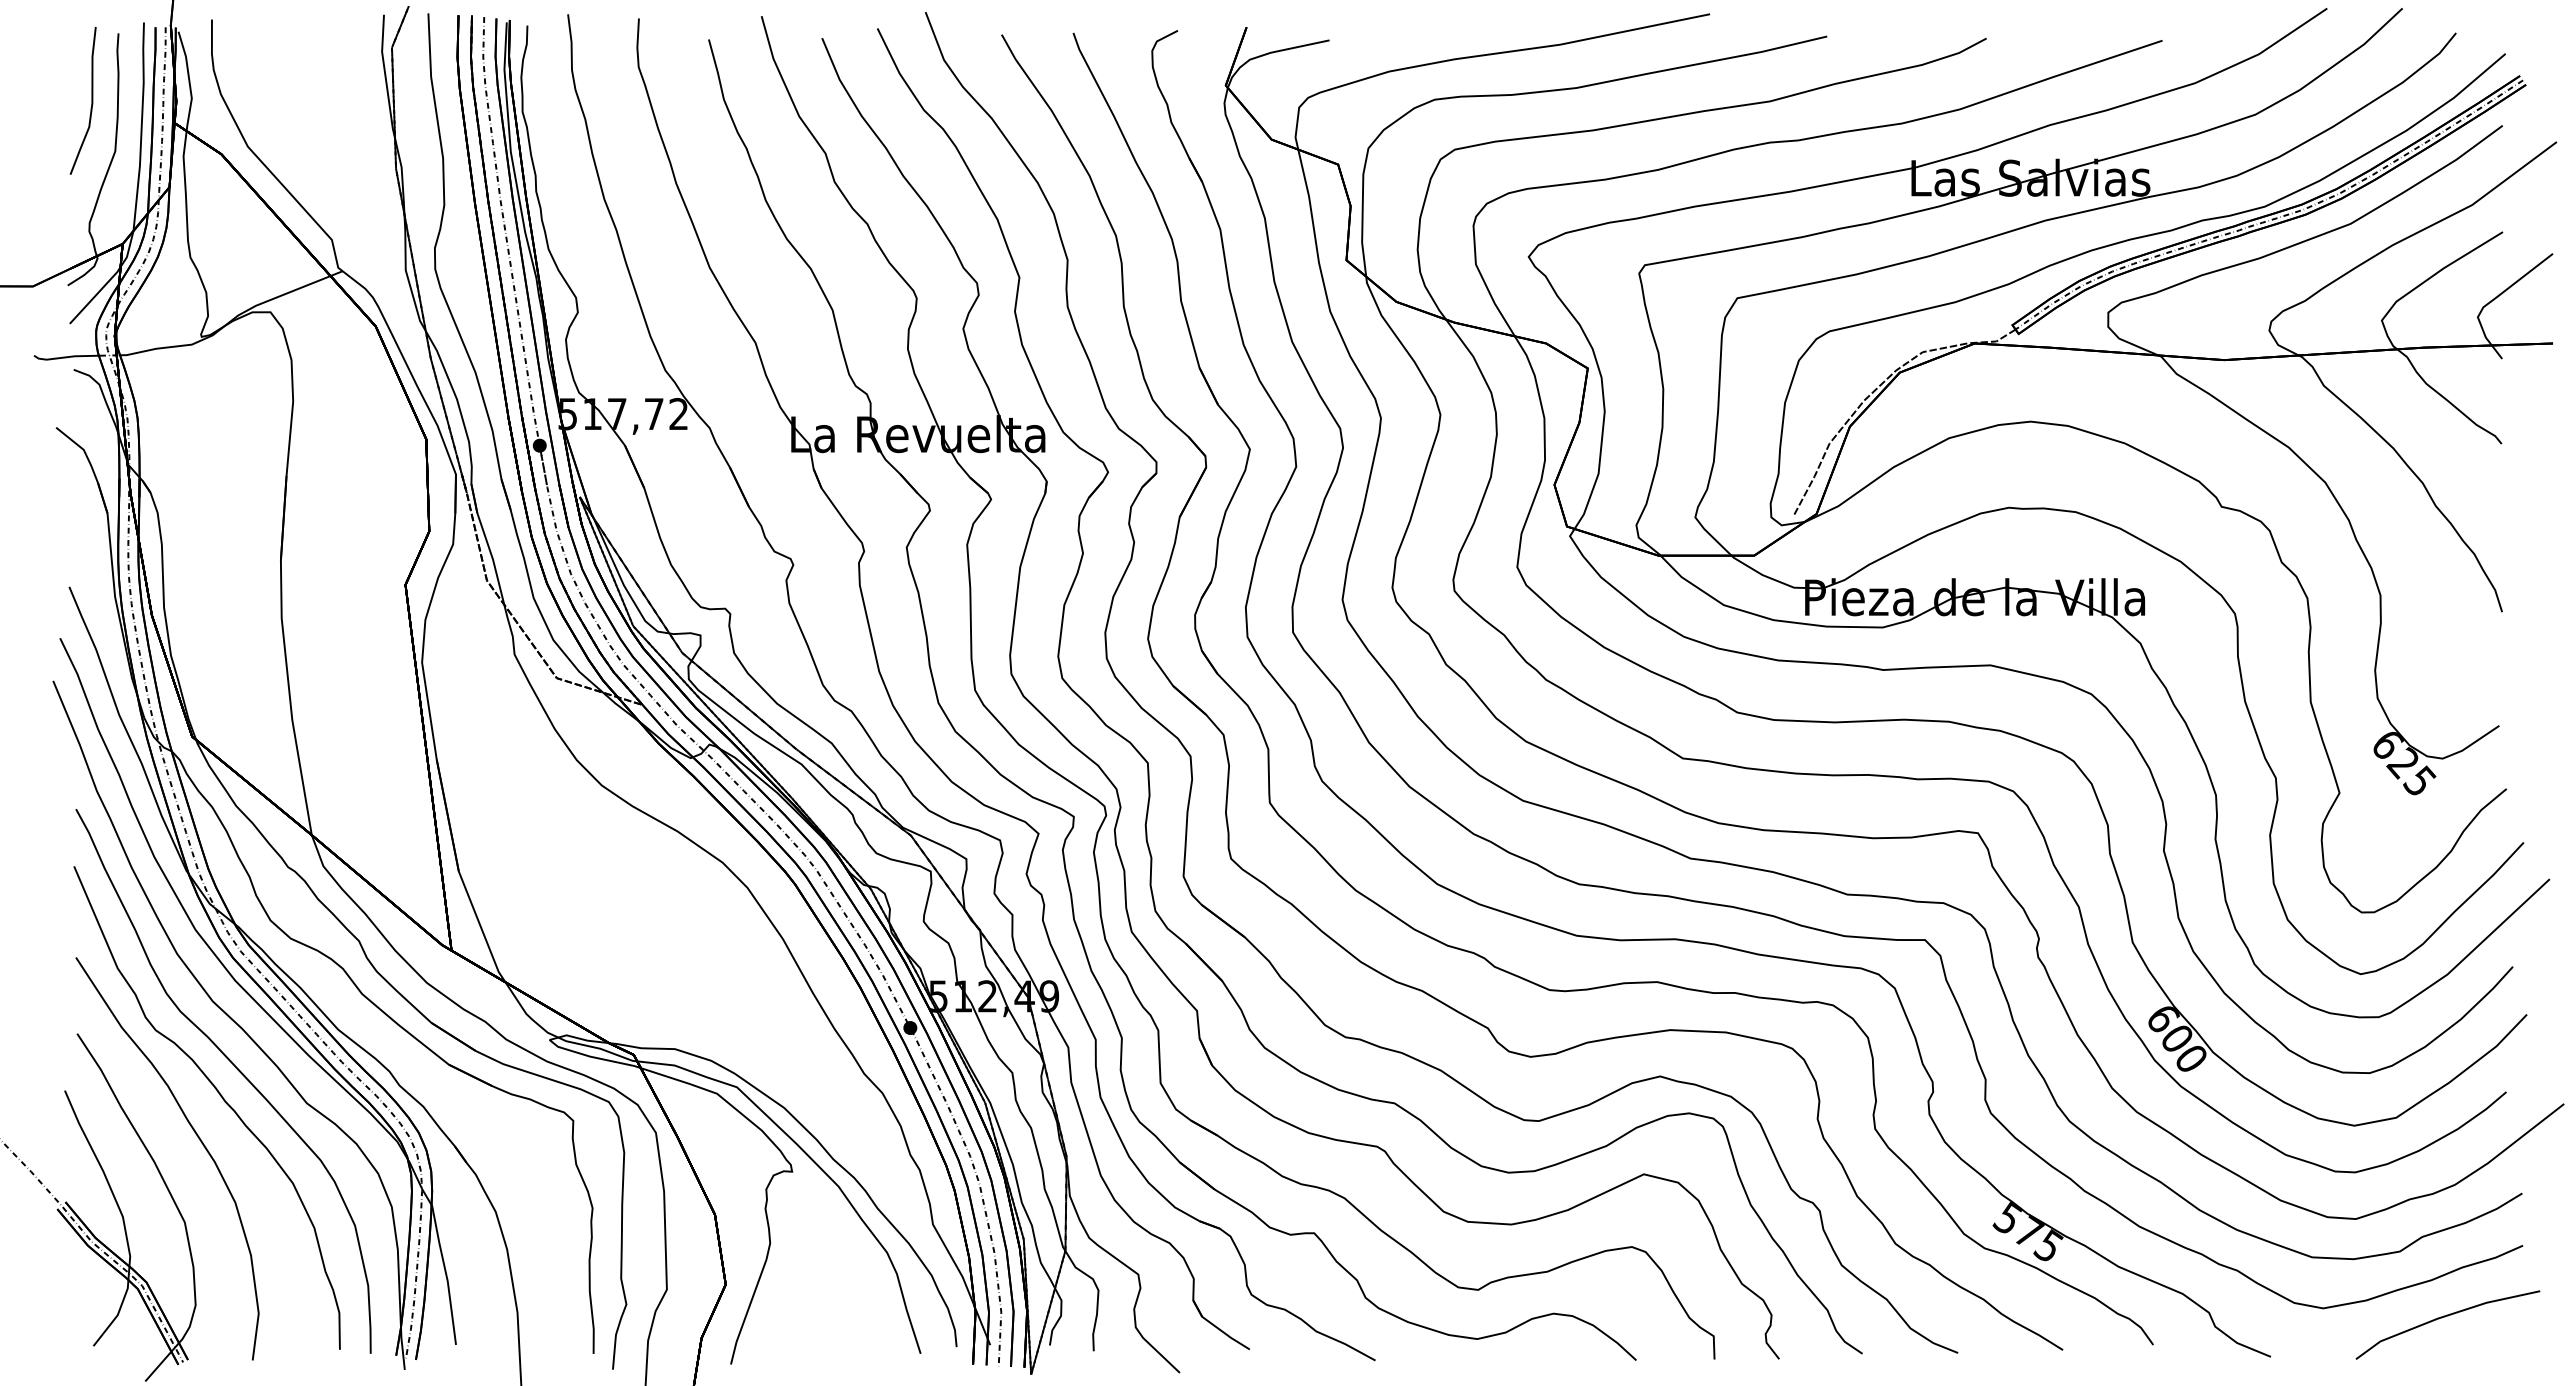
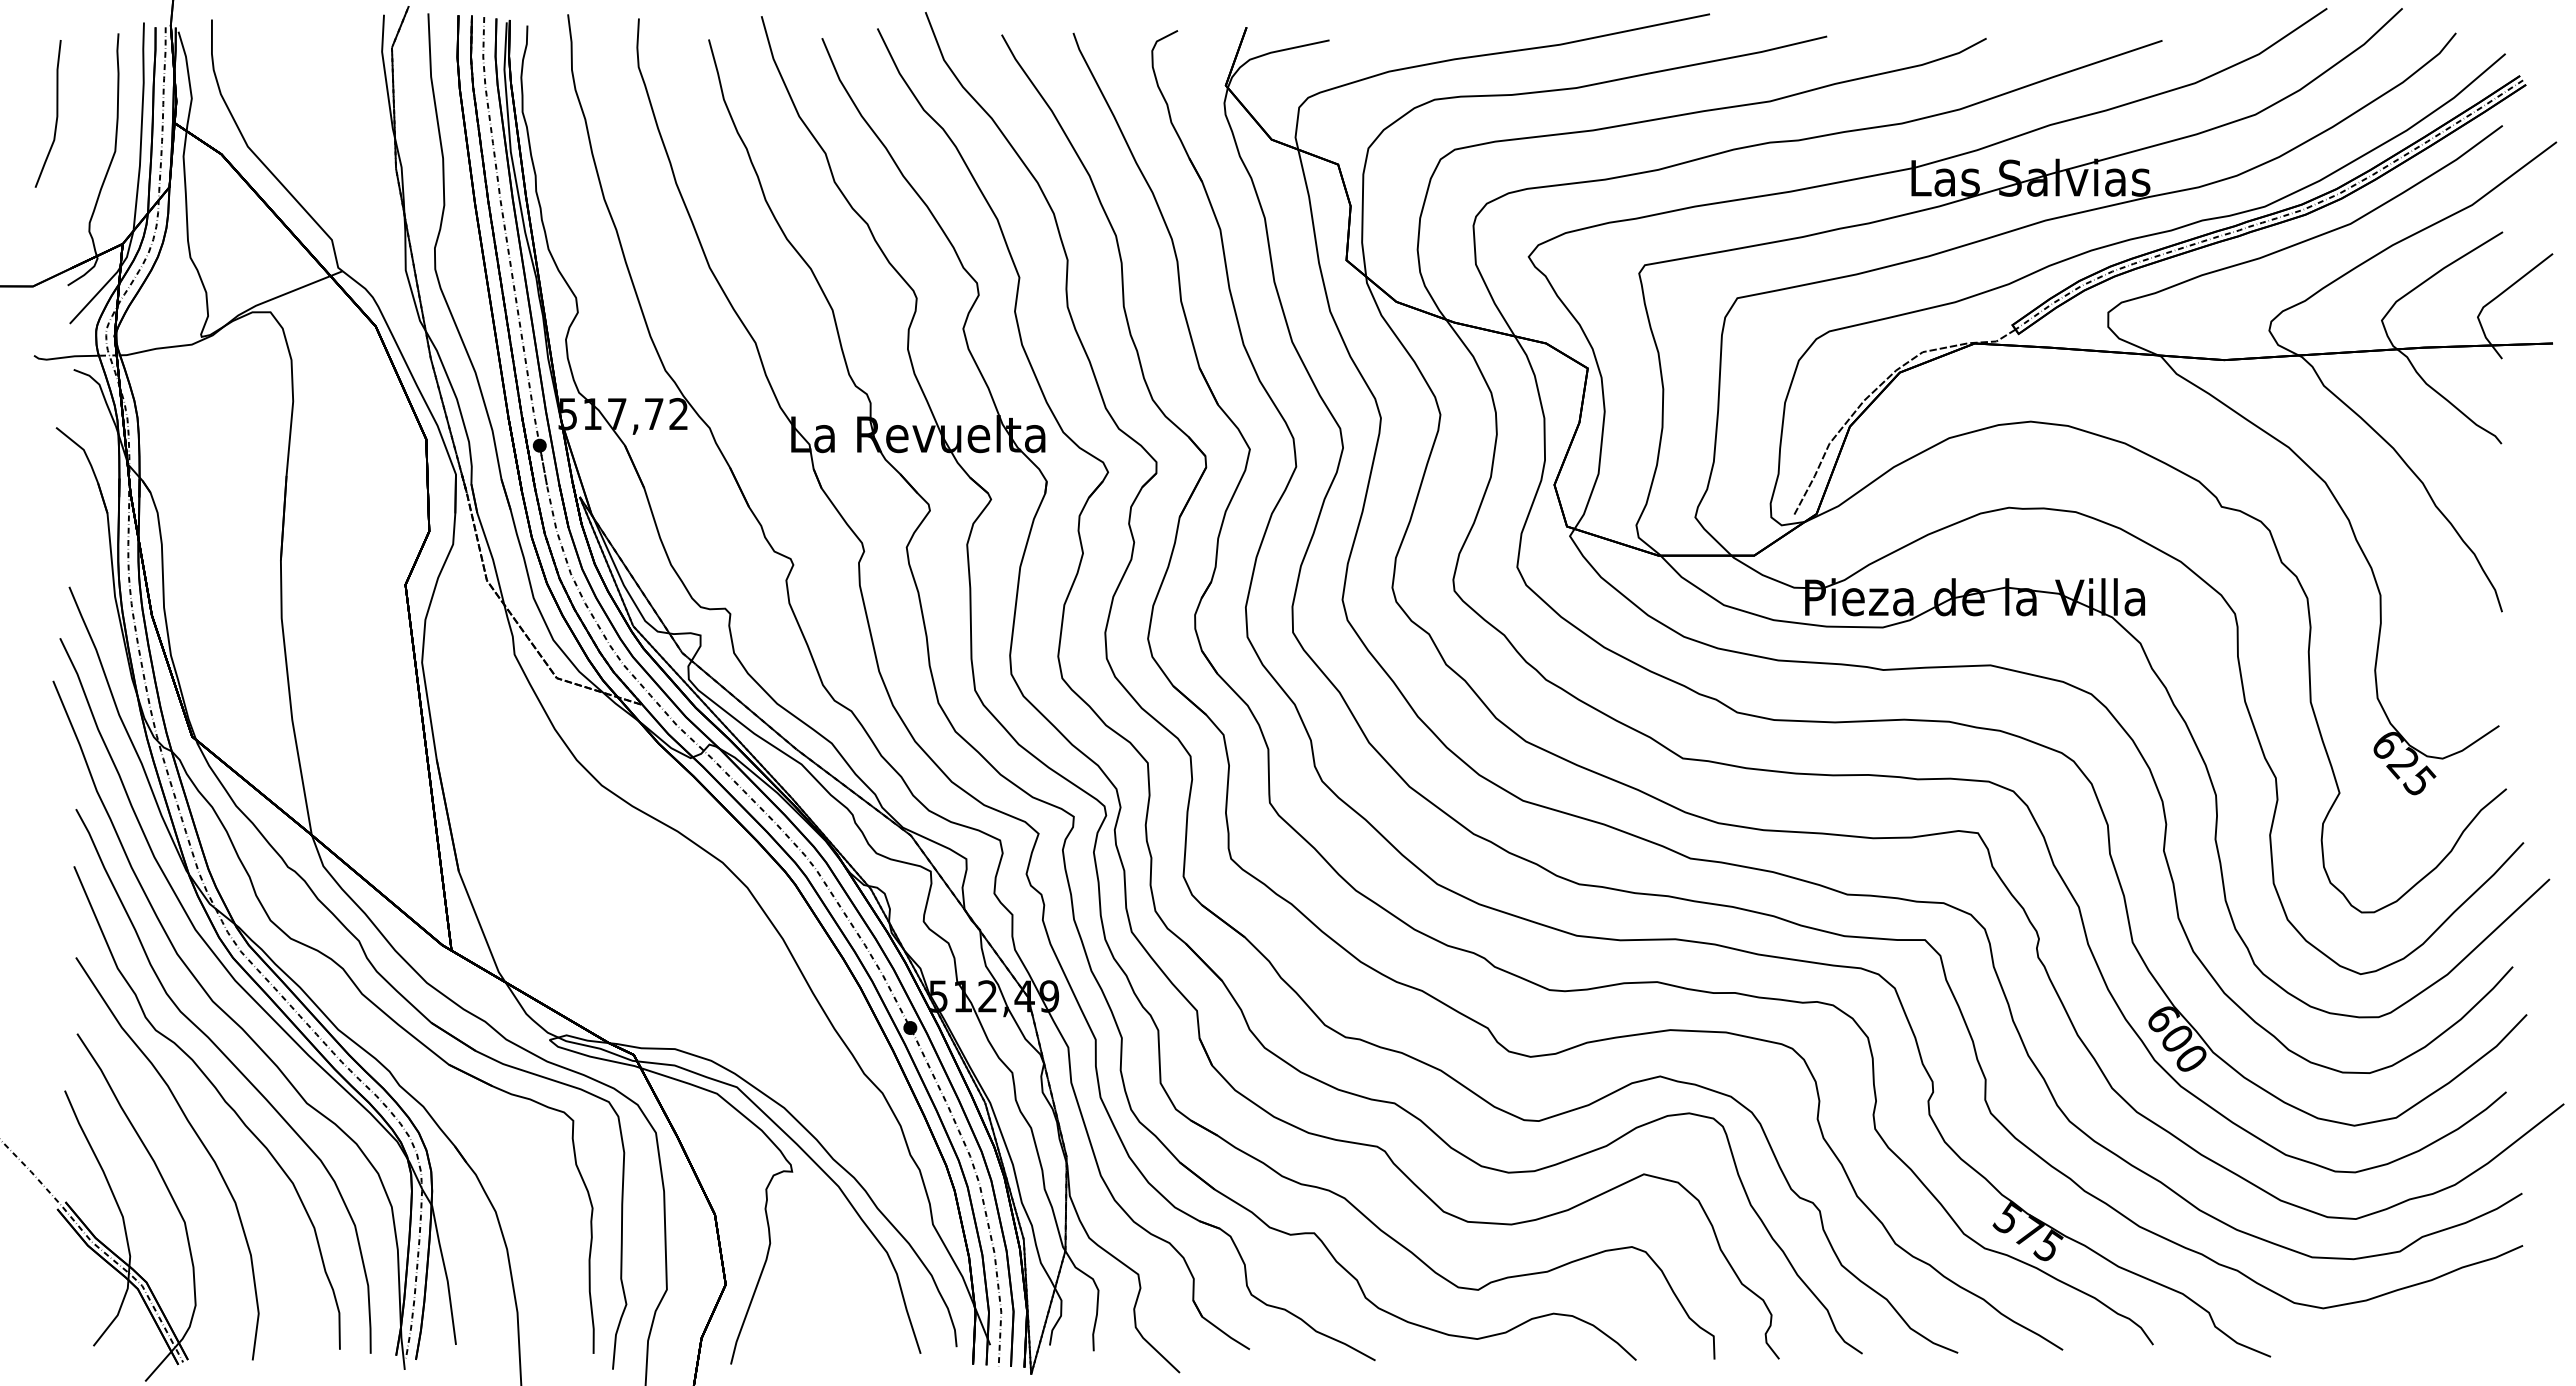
curve position: (91, 100) -> (56, 113) (56, 113)
line: present -> none (2445, 1317)
